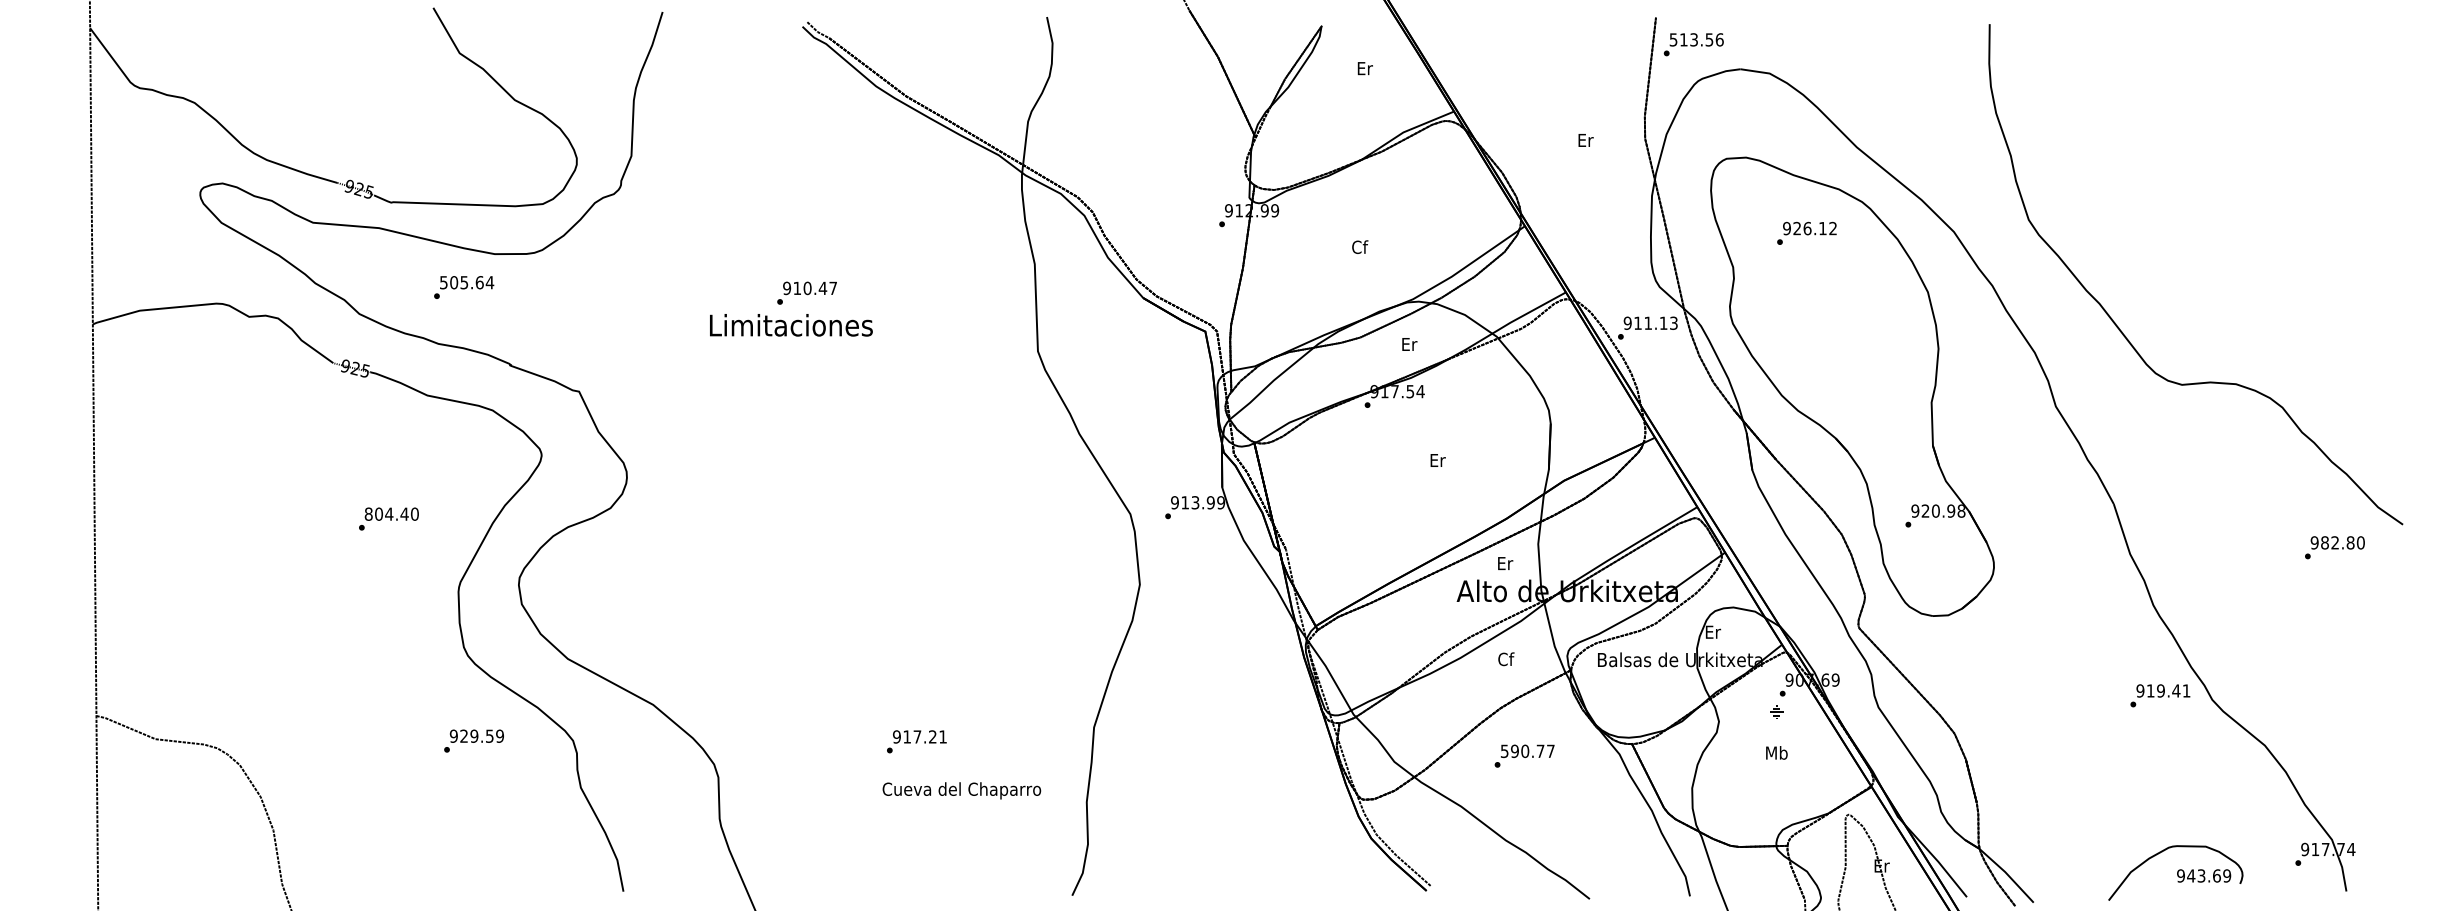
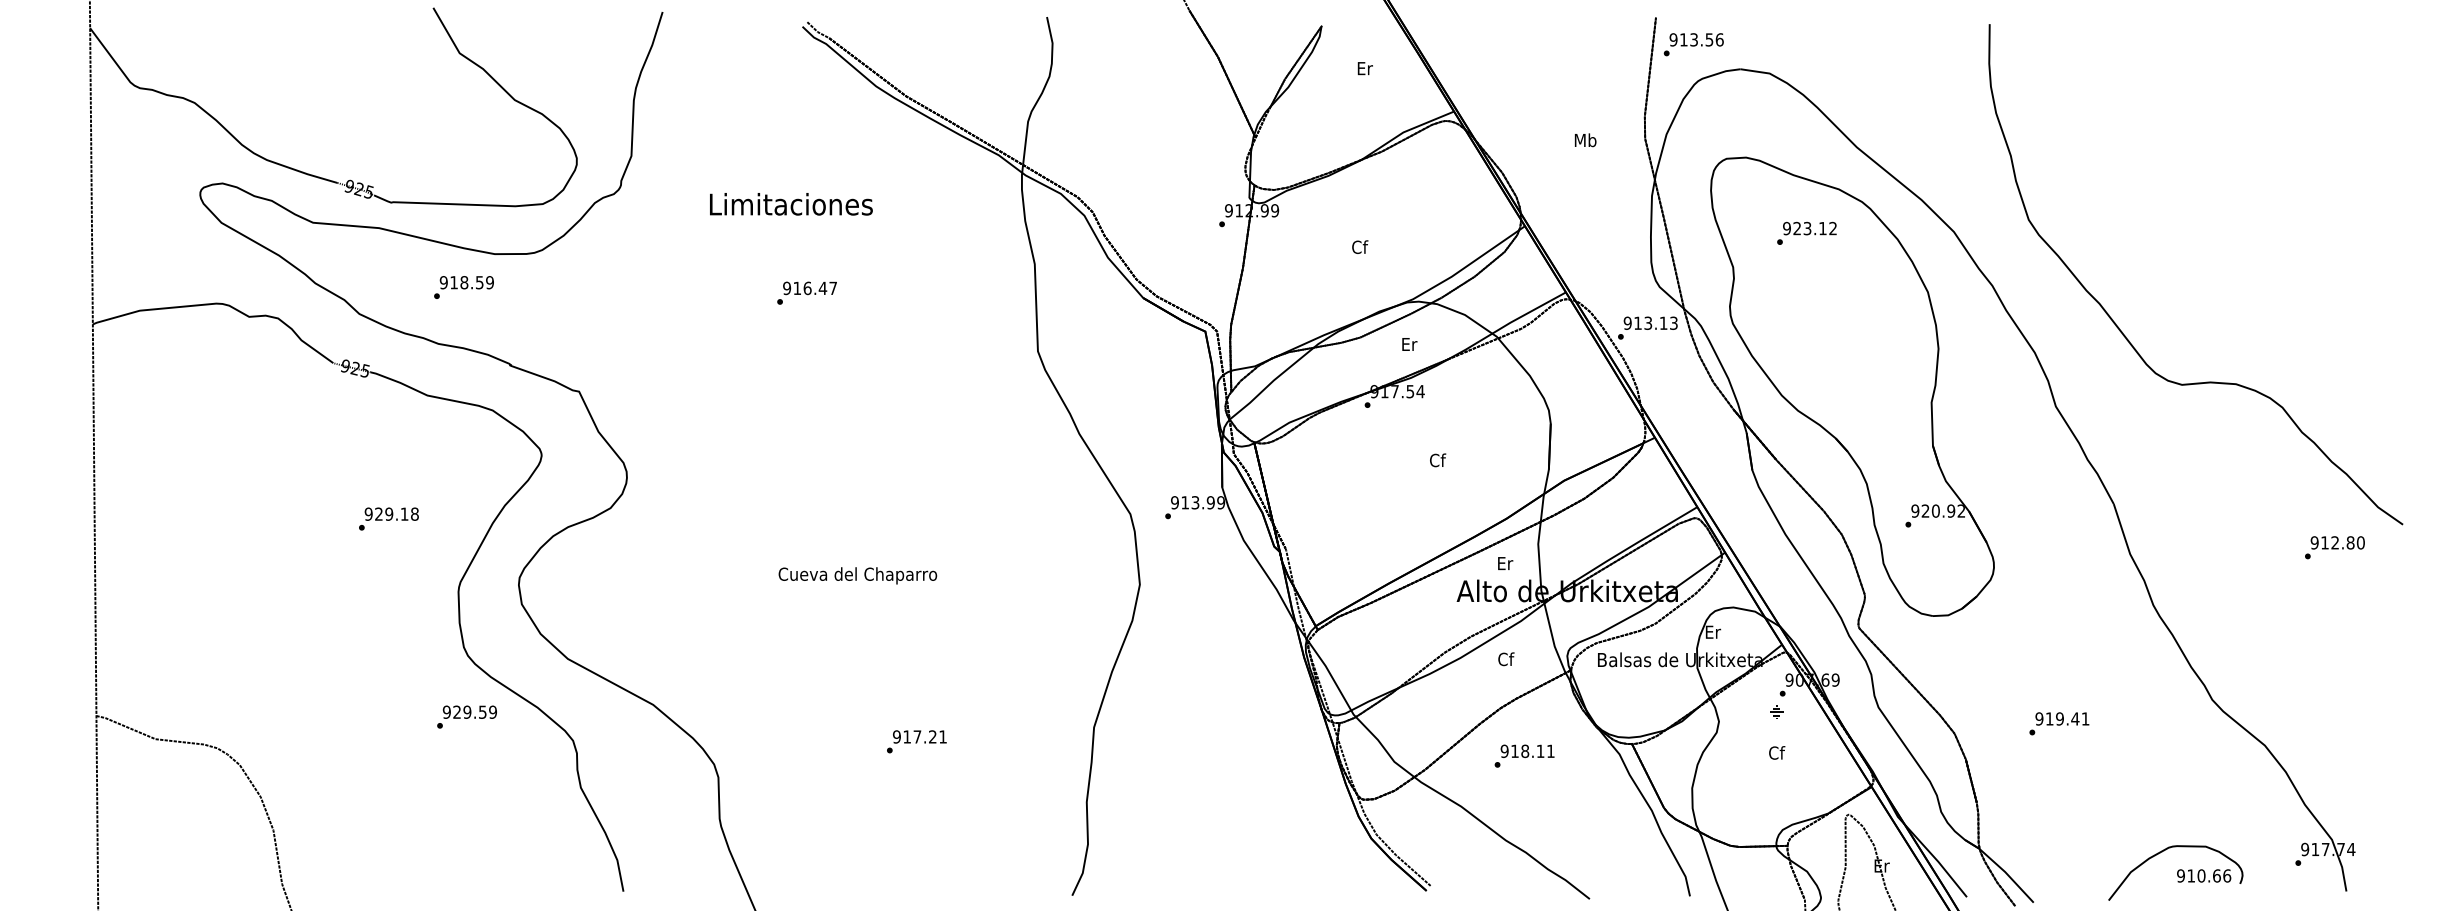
text: 513.56 -> 913.56 (1673, 39)
text: Er -> Mb (1585, 140)
text: 926.12 -> 923.12 (1807, 228)
text: 505.64 -> 918.59 (466, 282)
text: 910.47 -> 916.47 (807, 287)
text: 911.13 -> 913.13 (1648, 322)
text position: (791, 325) -> (791, 204) (791, 204)
text: Er -> Cf (1438, 460)
text: 920.98 -> 920.92 (1961, 510)
text: 804.40 -> 929.18 (391, 513)
text: 982.80 -> 912.80 (2324, 542)
text position: (2160, 695) -> (2059, 723) (2059, 723)
text position: (473, 740) -> (466, 716) (466, 716)
text: 590.77 -> 918.11 (1527, 751)
text: Mb -> Cf (1776, 752)
text position: (961, 790) -> (857, 575) (857, 575)
text: 943.69 -> 910.66 (2209, 875)
